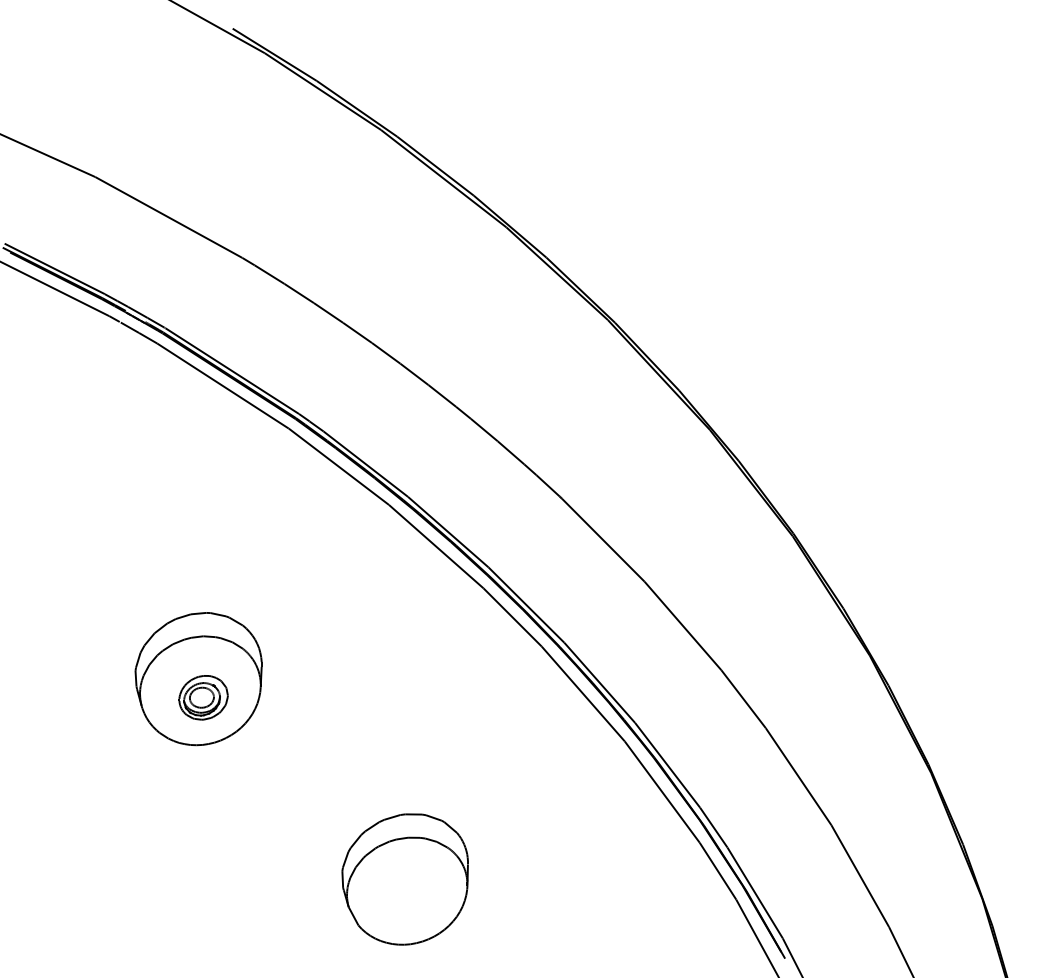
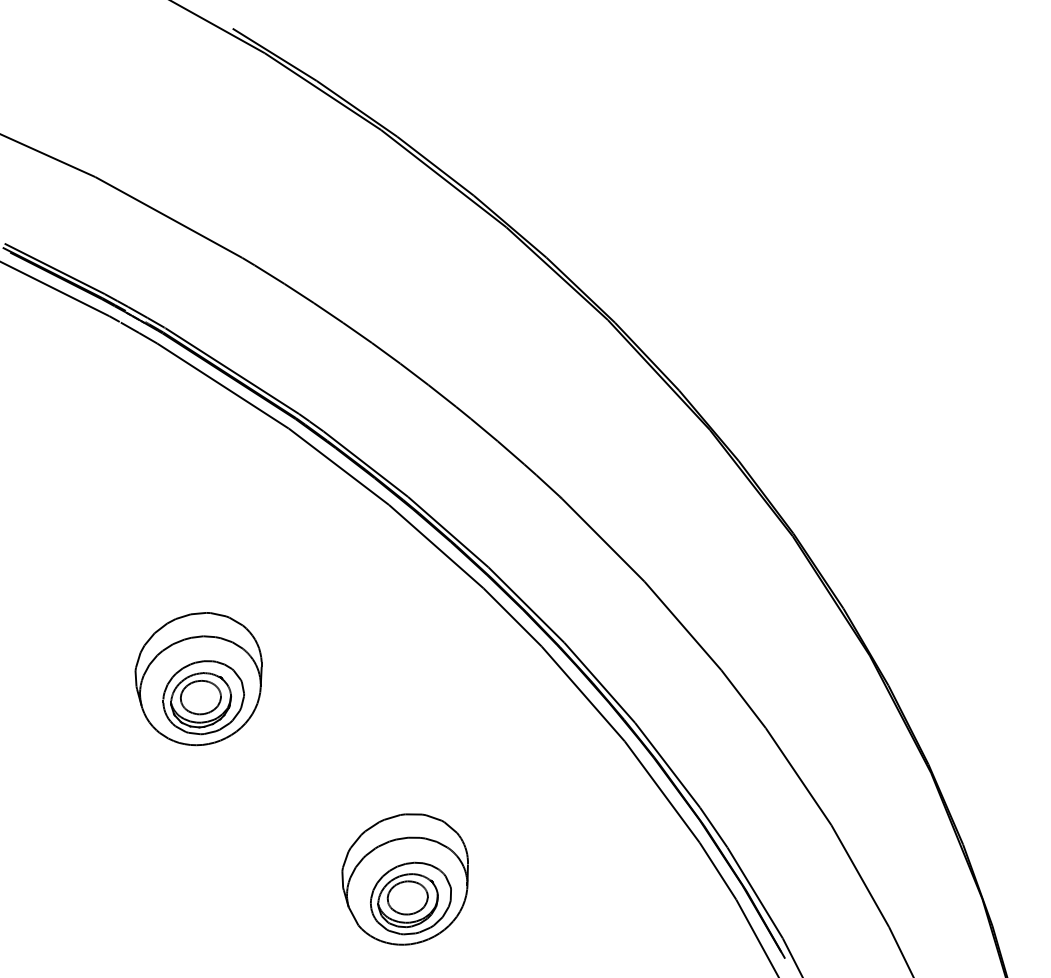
part size: 51x46 px -> 83x76 px (203, 697)
part: none -> present (410, 898)
